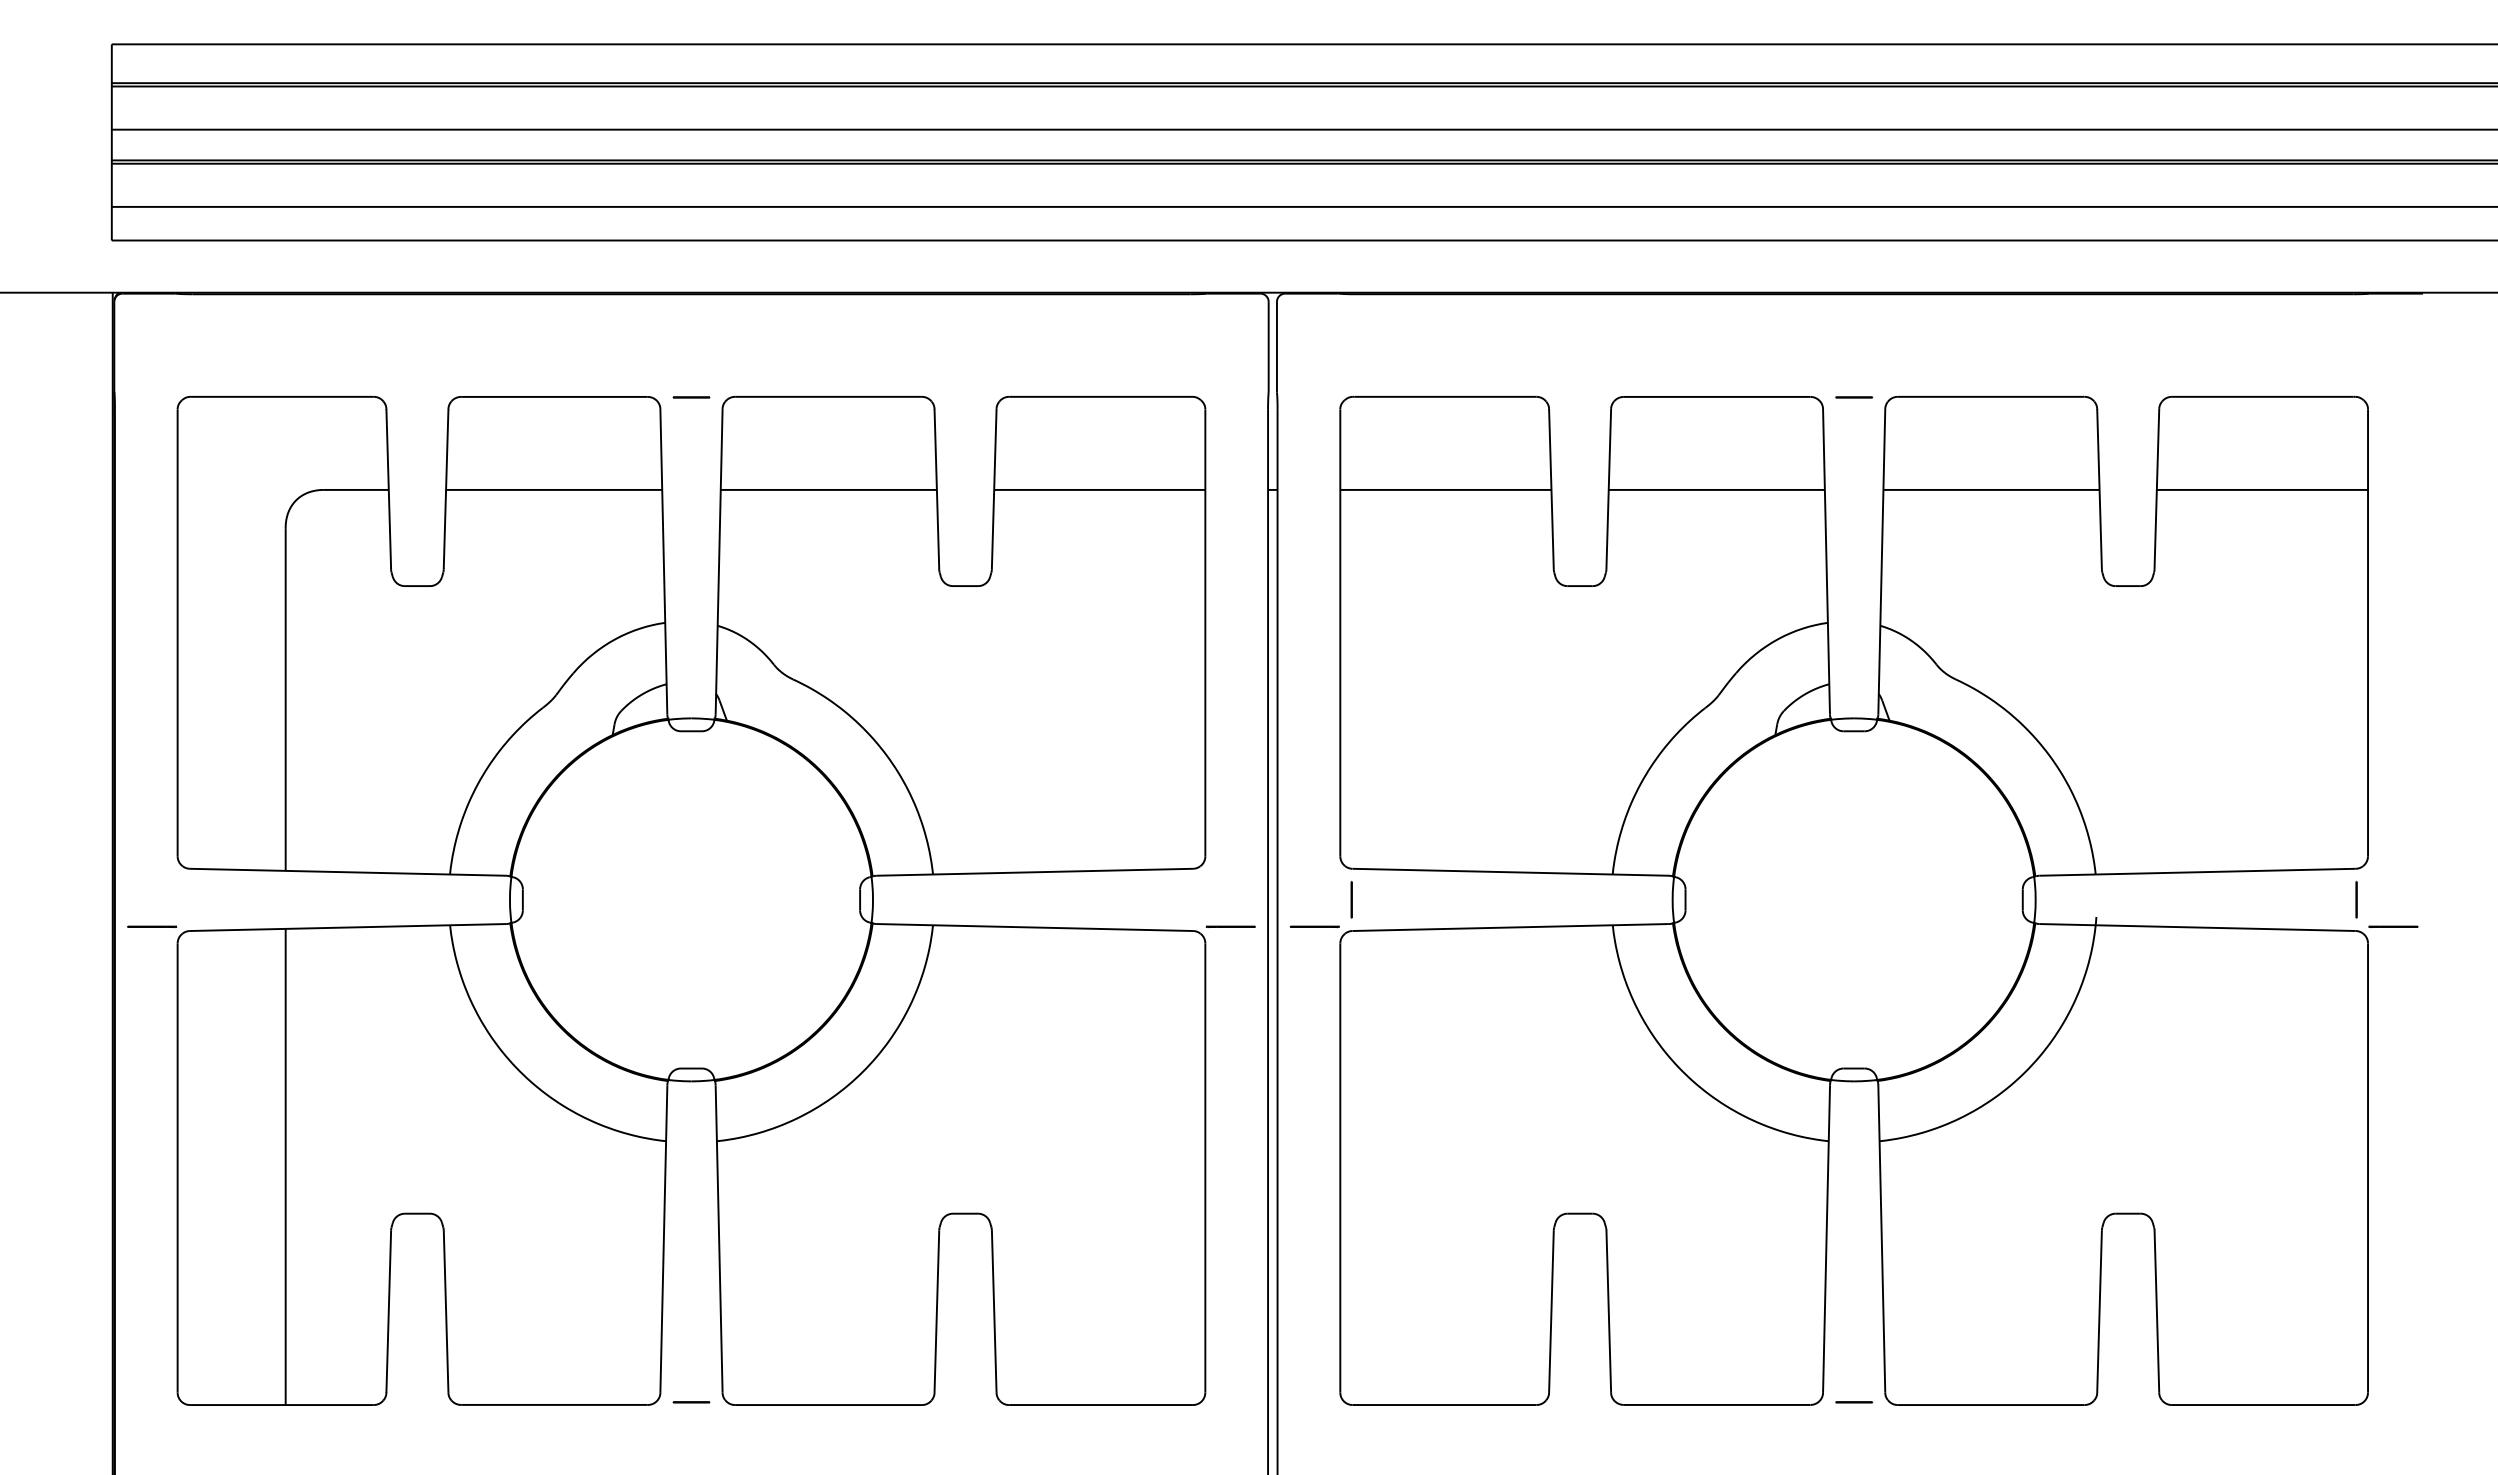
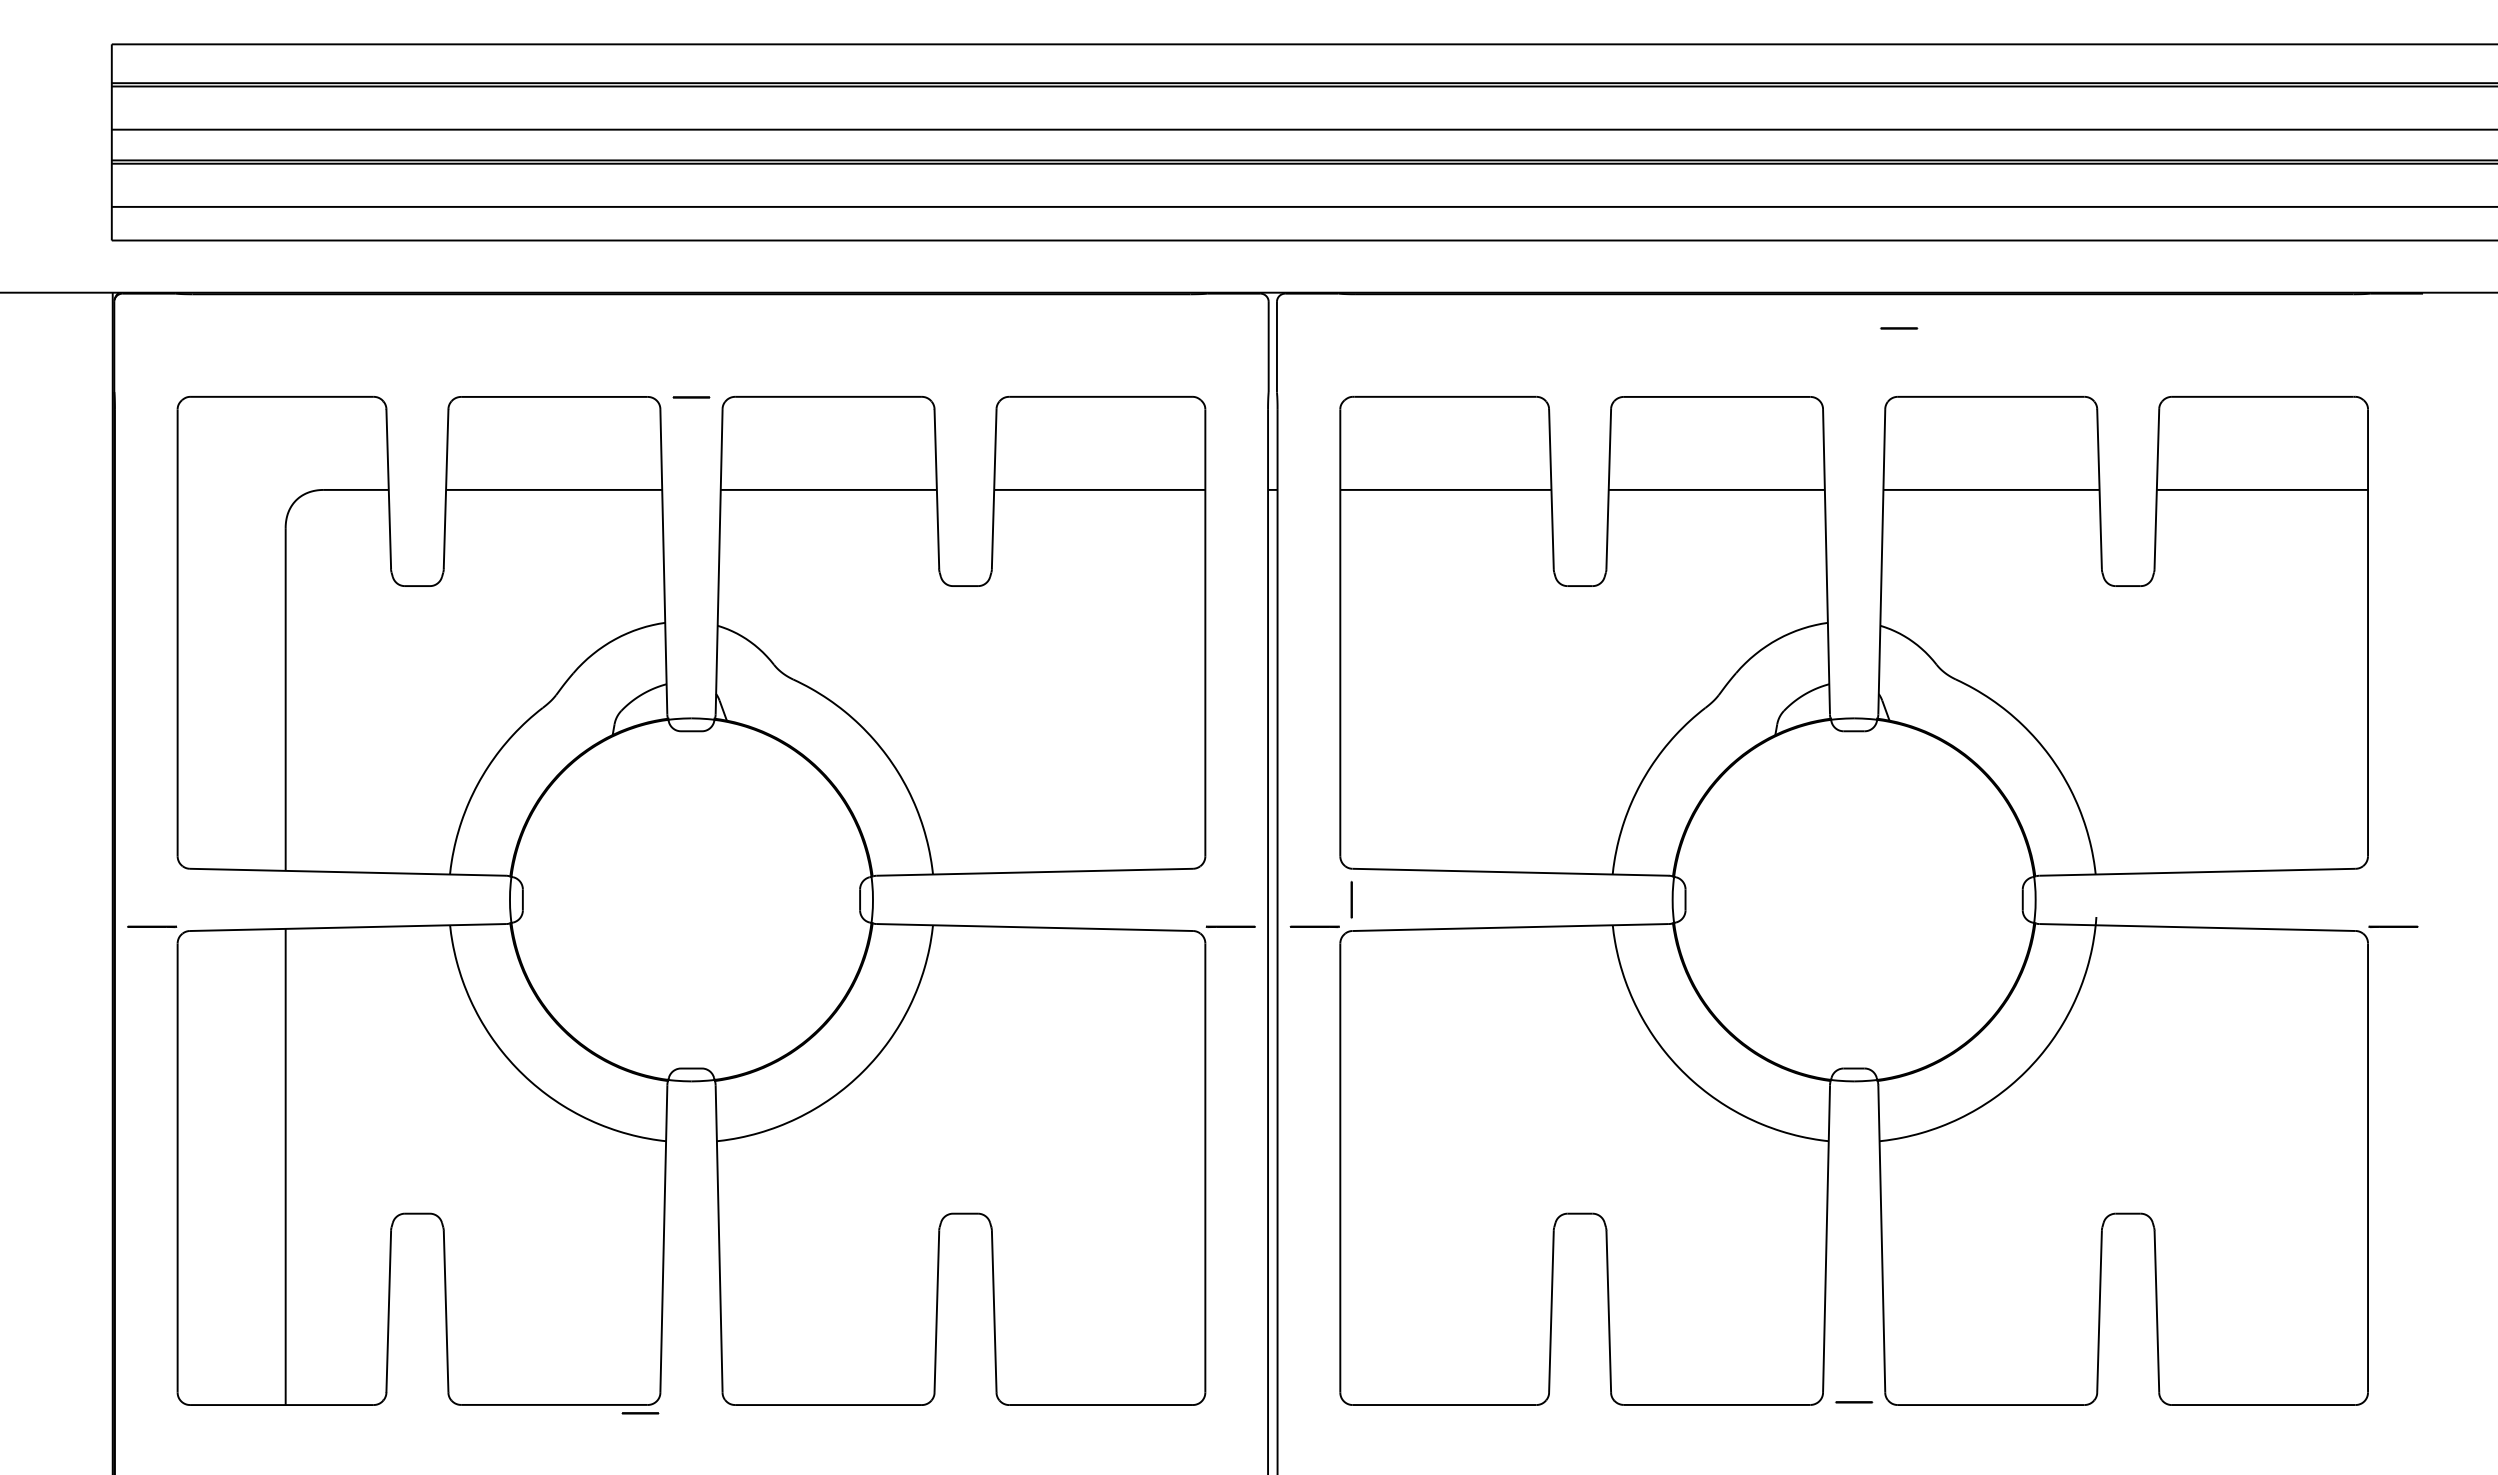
line position: (1854, 397) -> (1899, 328) (1899, 328)
line: present -> none (2356, 899)
line position: (691, 1402) -> (640, 1413) (640, 1413)
